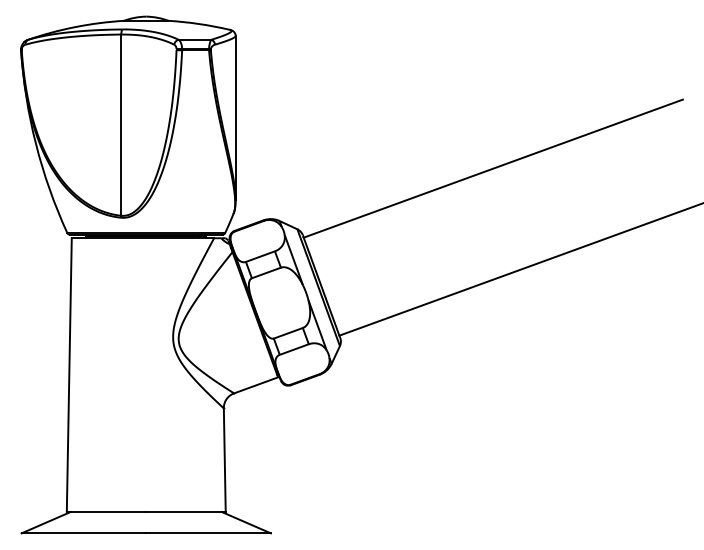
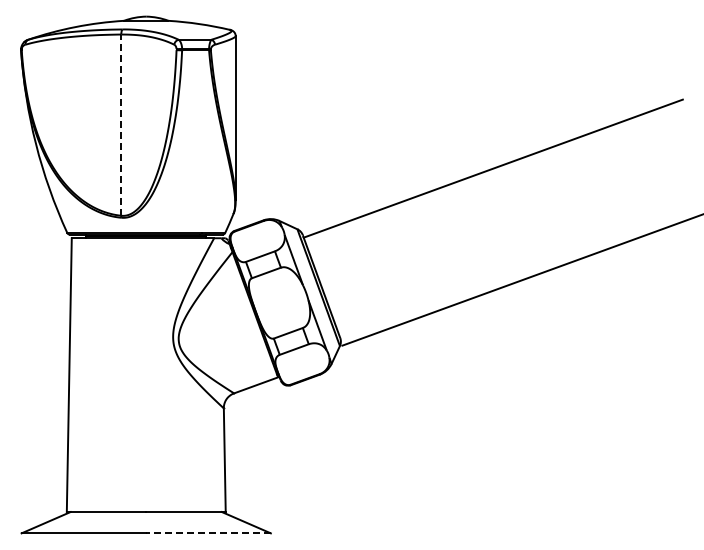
line: solid -> dashed (121, 125)
line position: (519, 269) -> (521, 280) (521, 280)
line: solid -> dashed (208, 533)
